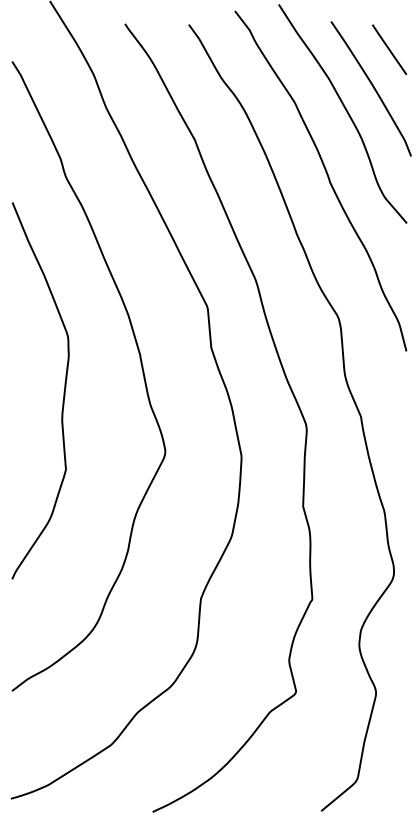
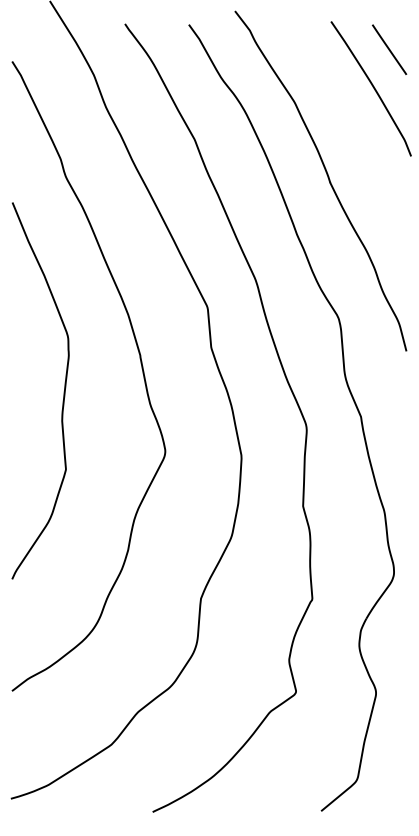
curve: present -> none (346, 112)
